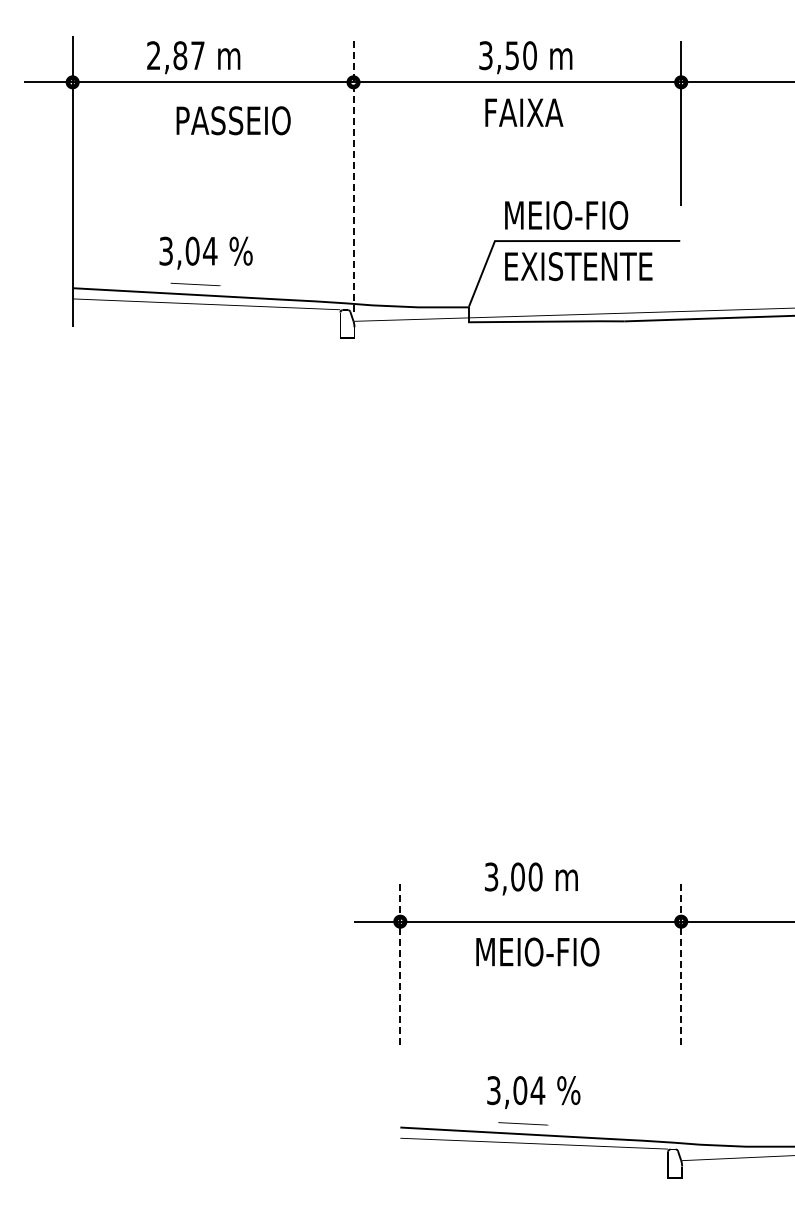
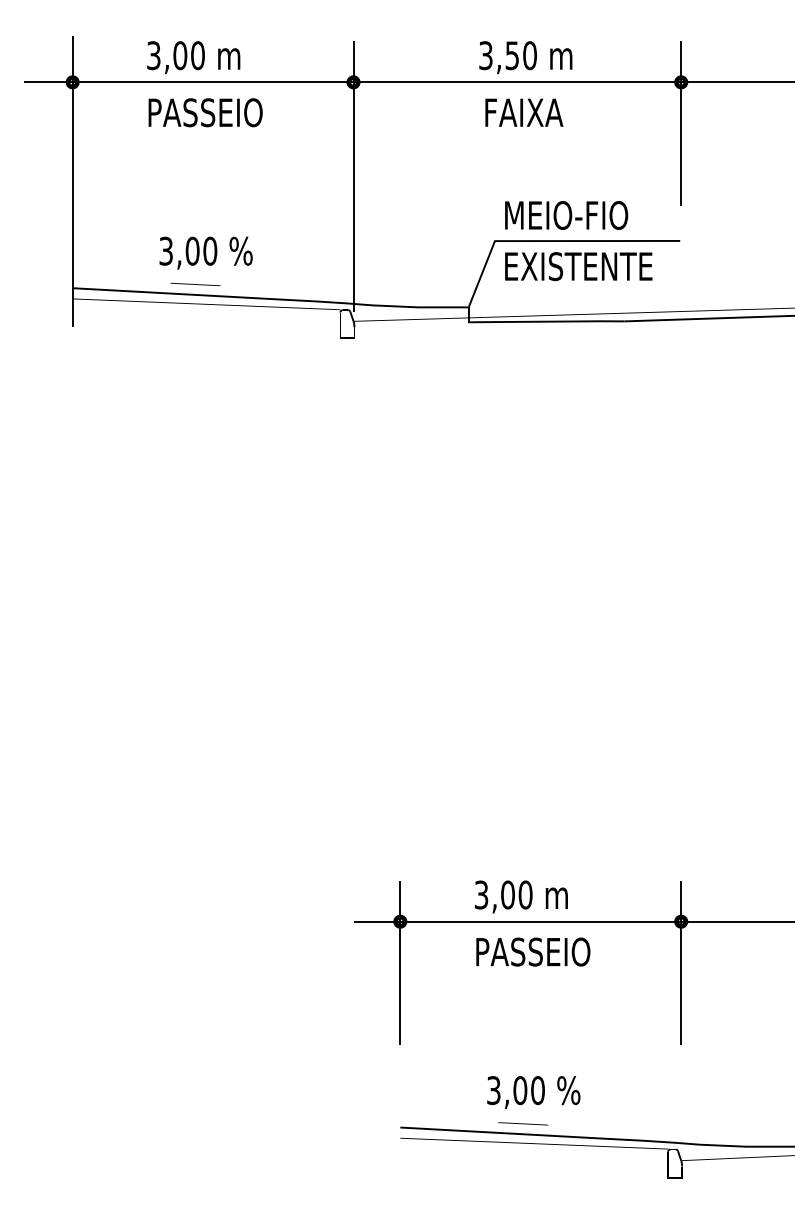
text: 2,87 -> 3,00 (175, 55)
text position: (233, 120) -> (205, 112) (205, 112)
line: dashed -> solid (353, 175)
text: 3,04 -> 3,00 (209, 250)
text position: (531, 878) -> (521, 896) (521, 896)
text: MEIO-FIO -> PASSEIO (539, 951)
line: dashed -> solid (400, 962)
line: dashed -> solid (681, 962)
text: 3,04 -> 3,00 (537, 1090)
